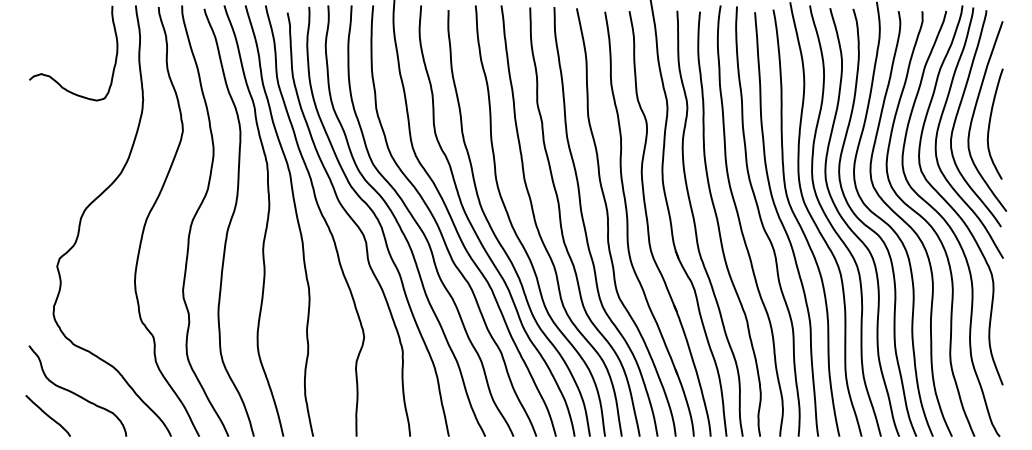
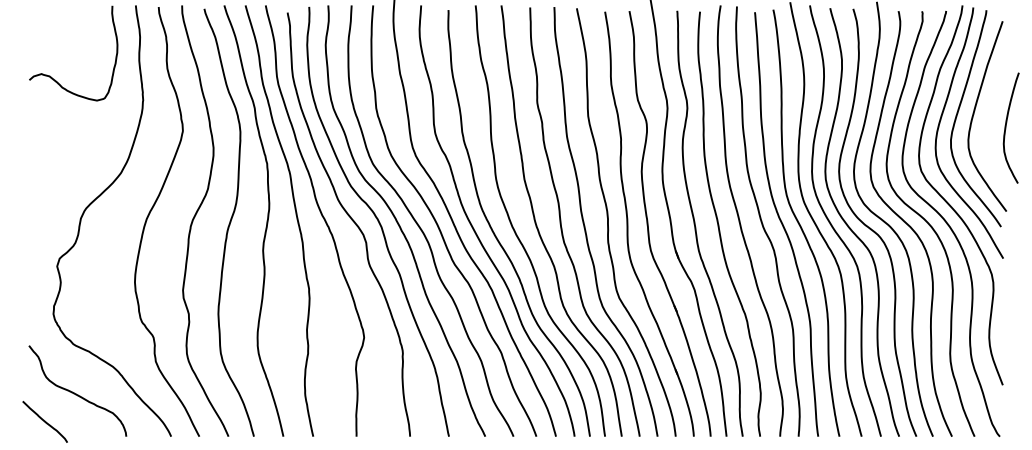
curve position: (990, 123) -> (1006, 127) (1006, 127)
curve position: (47, 415) -> (44, 421) (44, 421)
